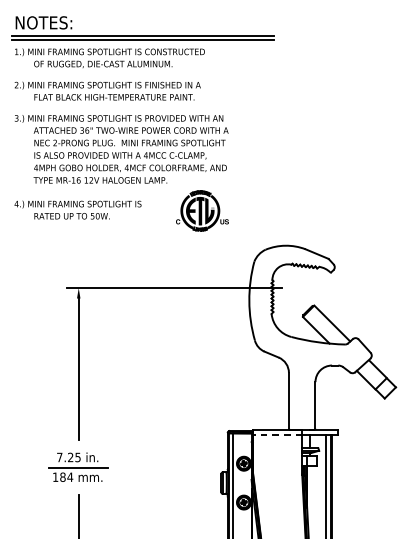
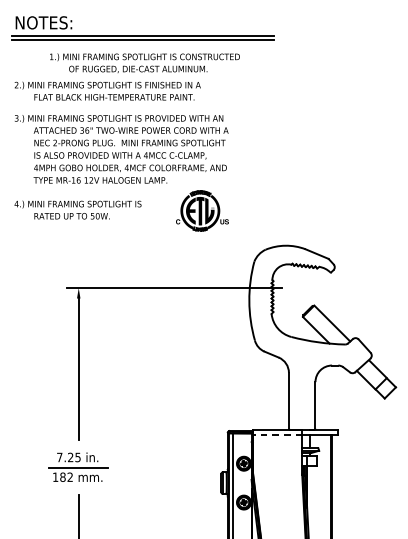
text position: (109, 57) -> (144, 62) (144, 62)
text: 184 -> 182 (70, 476)
line: present -> none (325, 485)
